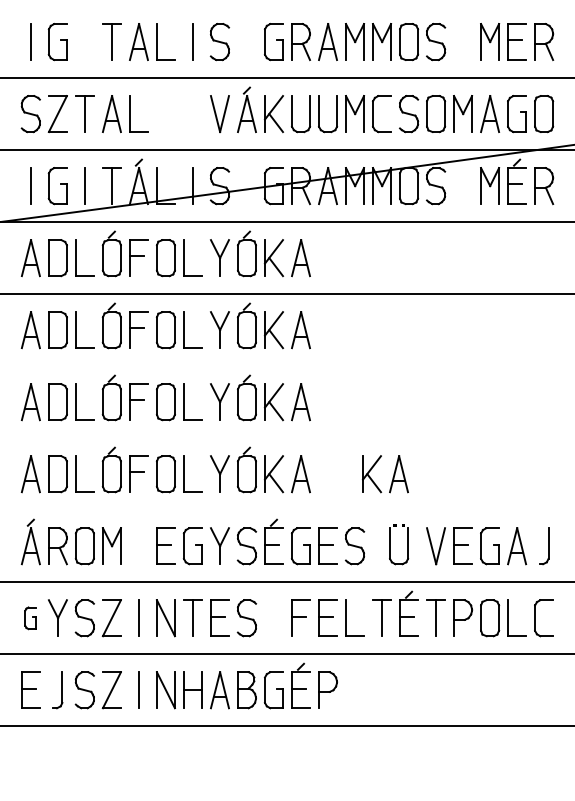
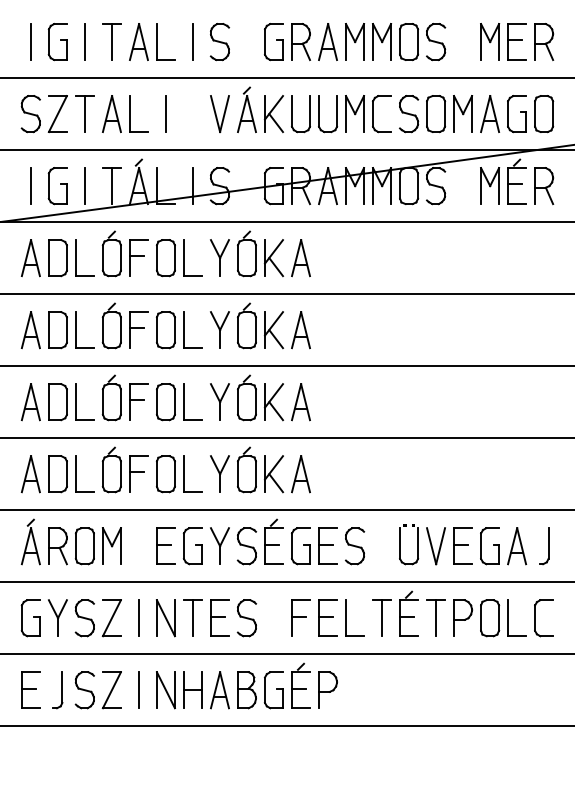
line: none -> present (85, 42)
line: none -> present (165, 113)
line: none -> present (286, 366)
line: none -> present (286, 438)
part: present -> none (392, 477)
line: none -> present (286, 510)
part position: (407, 544) -> (417, 544) (417, 544)
part size: 13x25 px -> 21x39 px (30, 618)
